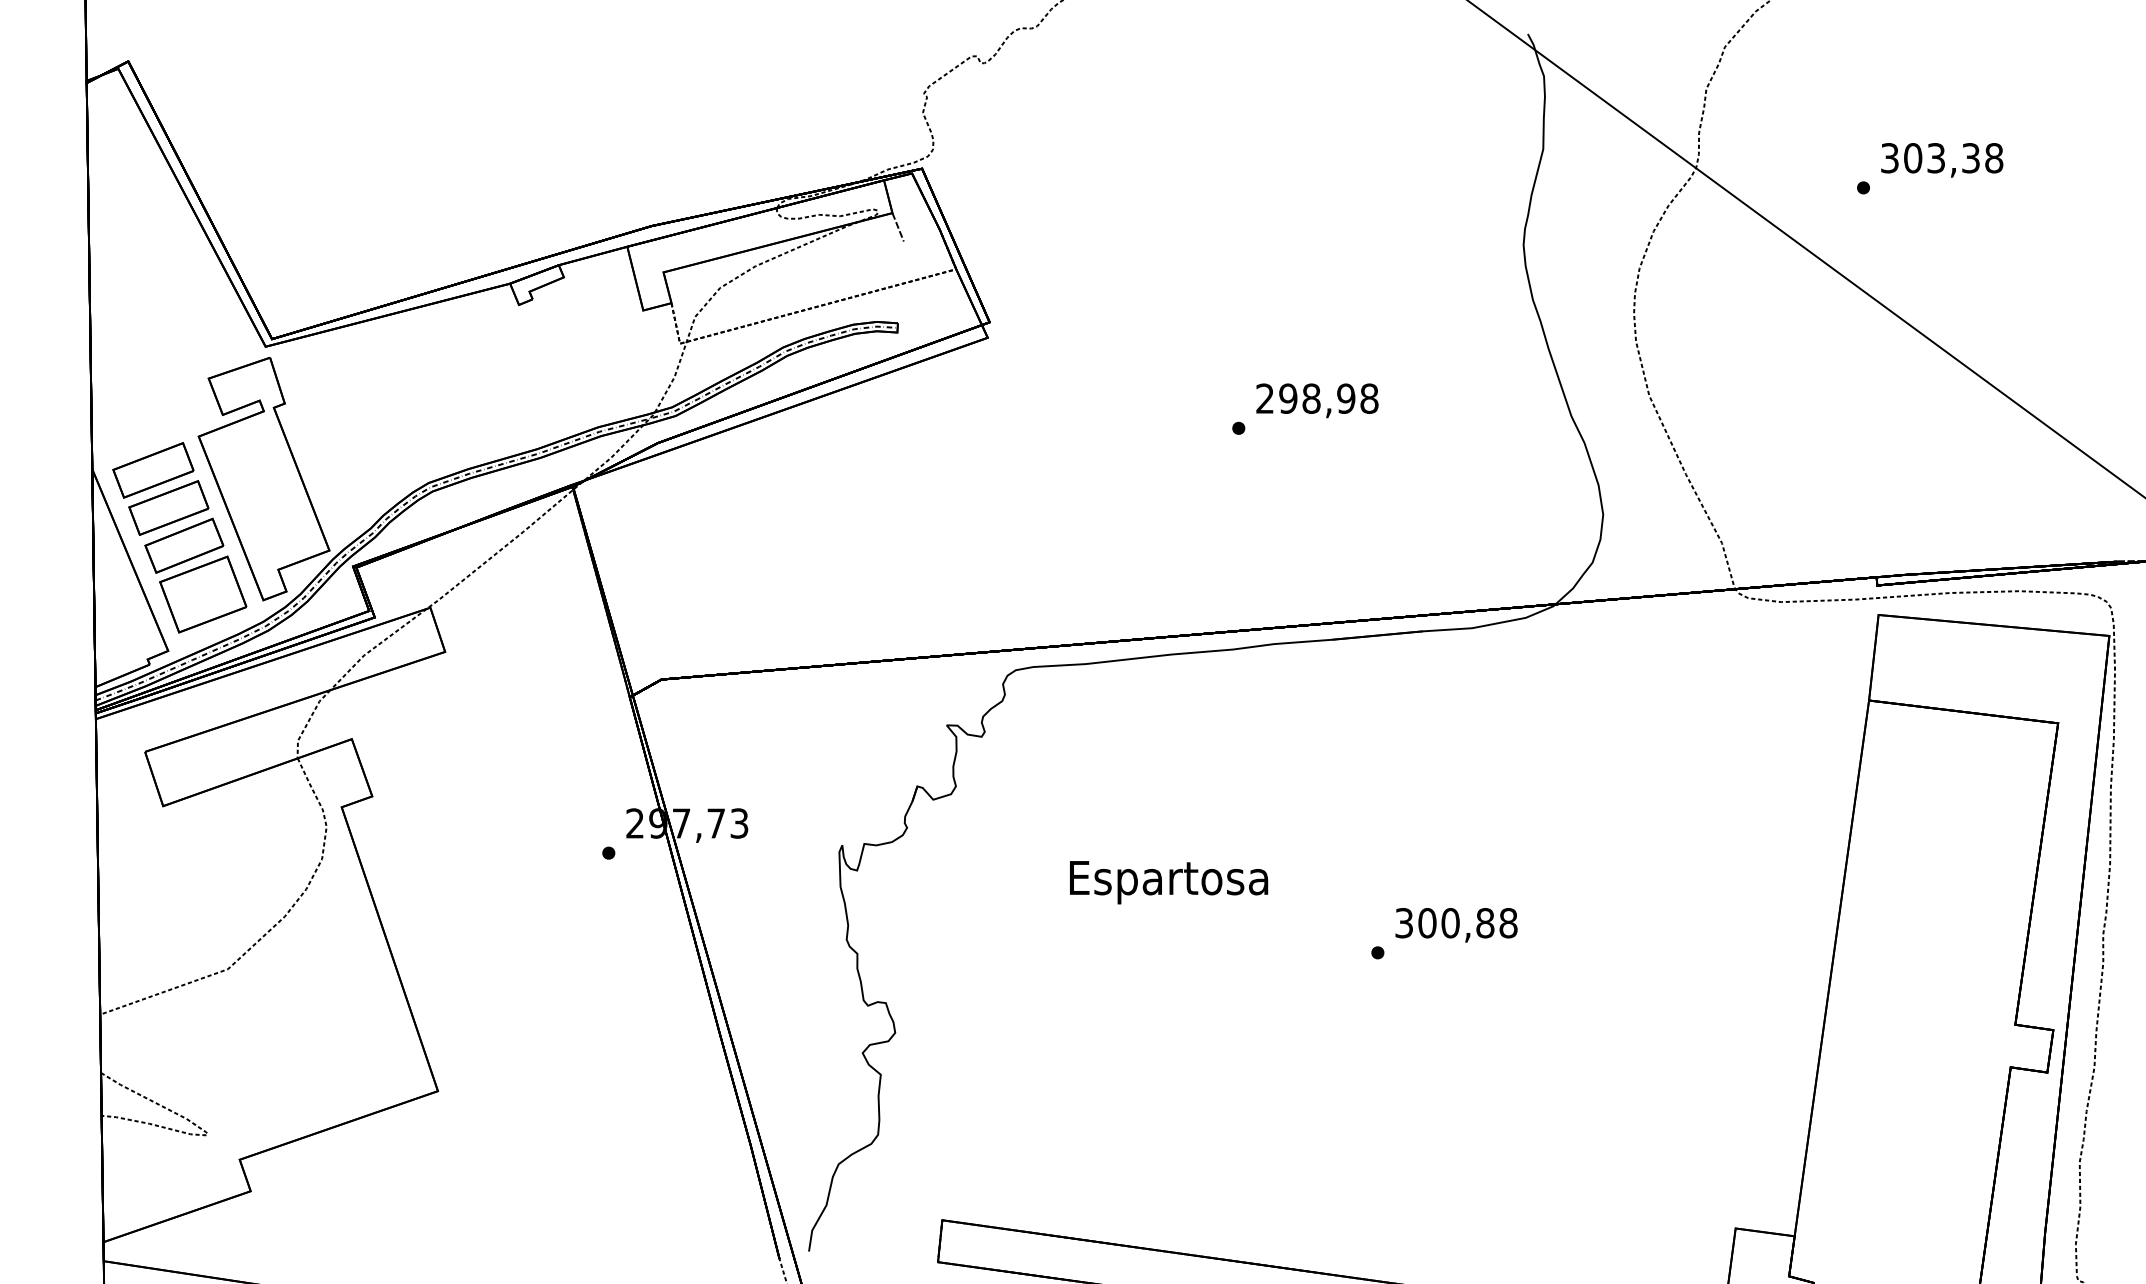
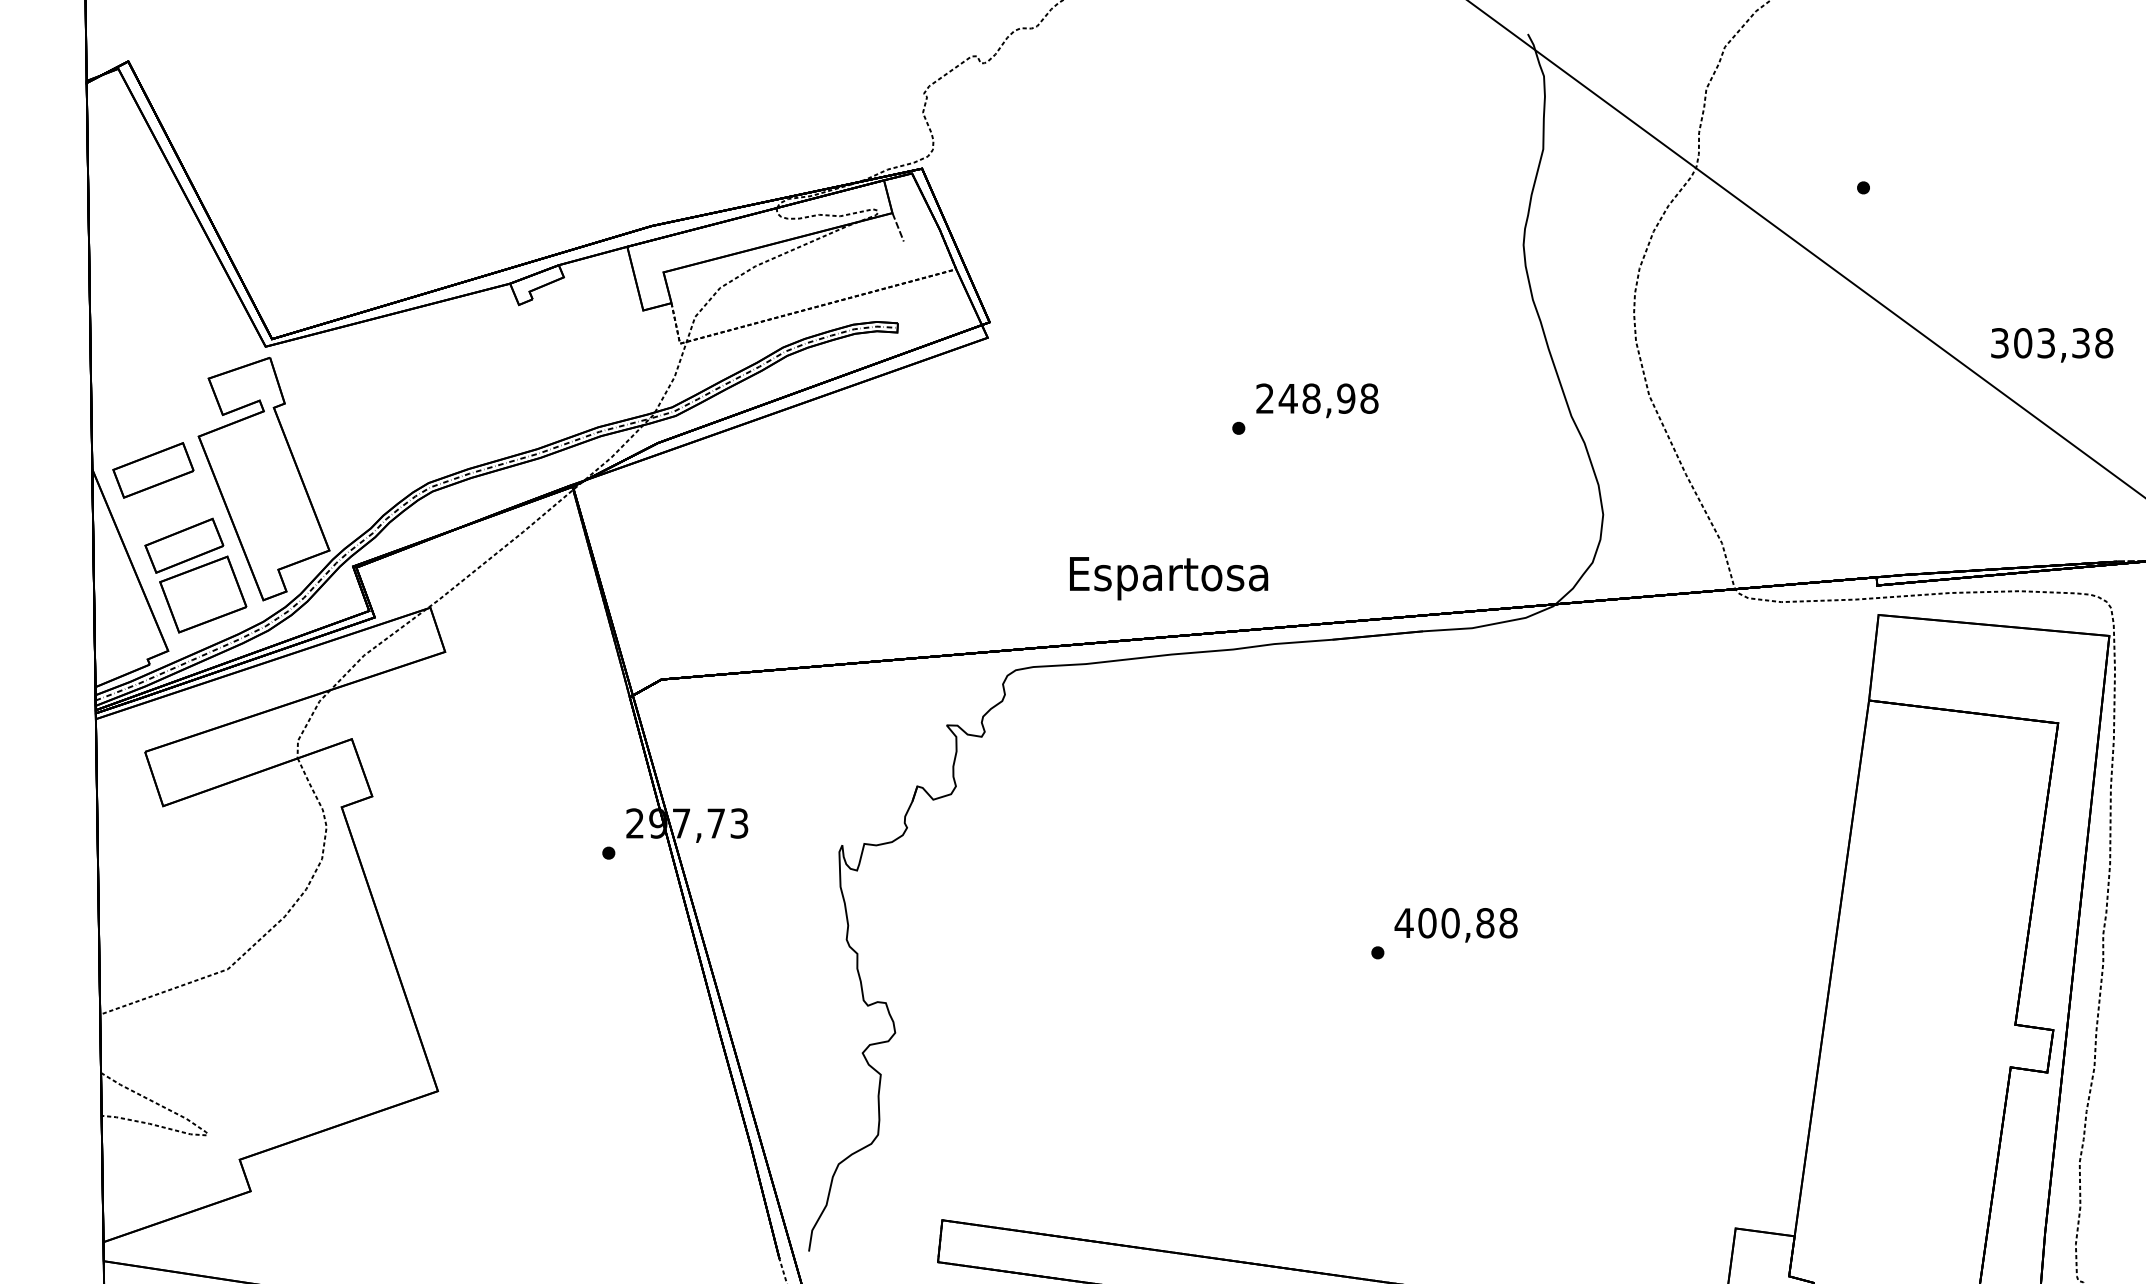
text position: (1942, 160) -> (2052, 345) (2052, 345)
text: 298,98 -> 248,98 (1287, 398)
part: present -> none (168, 507)
text position: (1169, 882) -> (1169, 578) (1169, 578)
text: 300,88 -> 400,88 (1403, 923)
